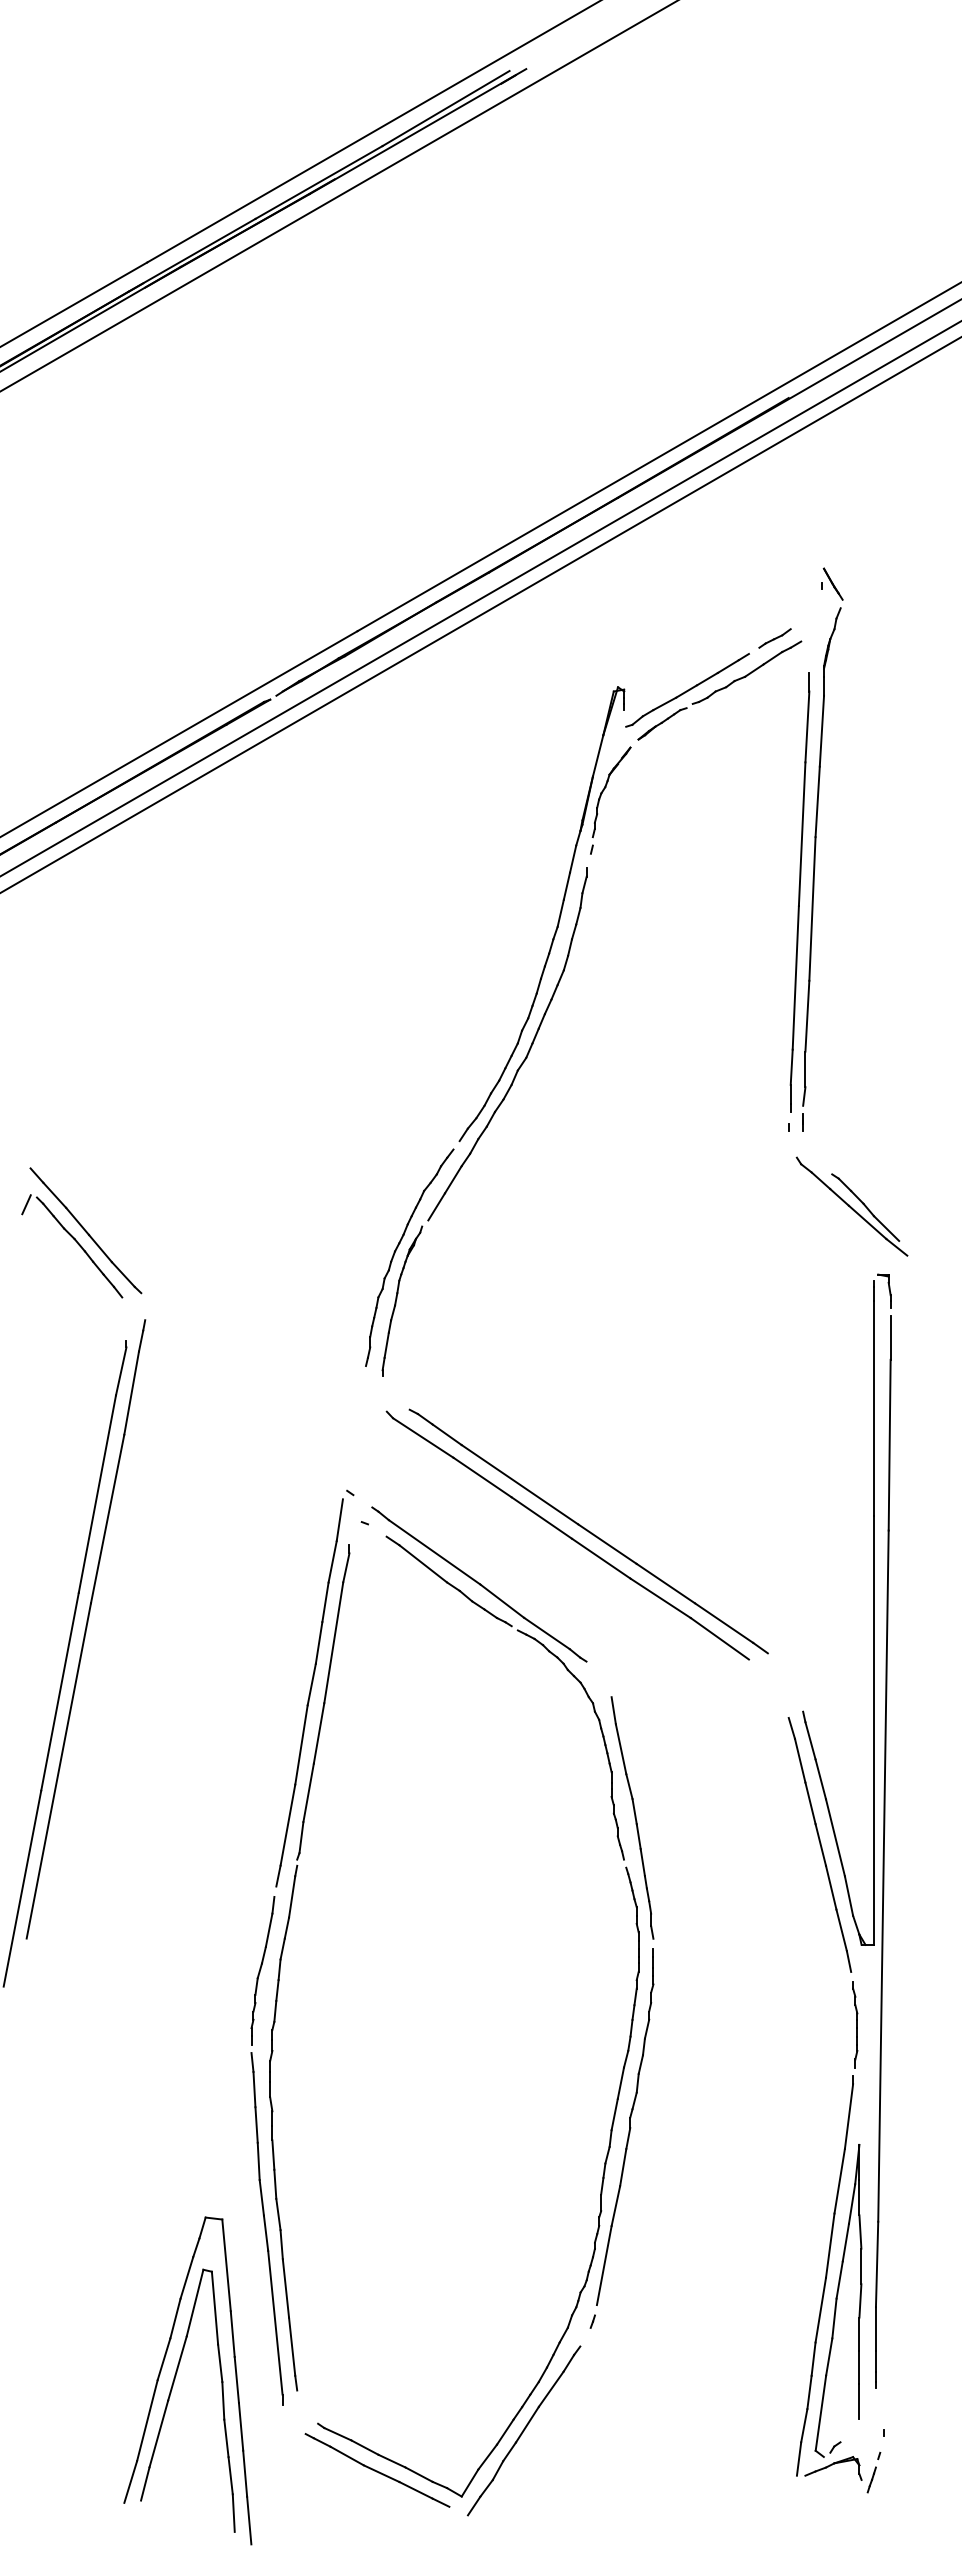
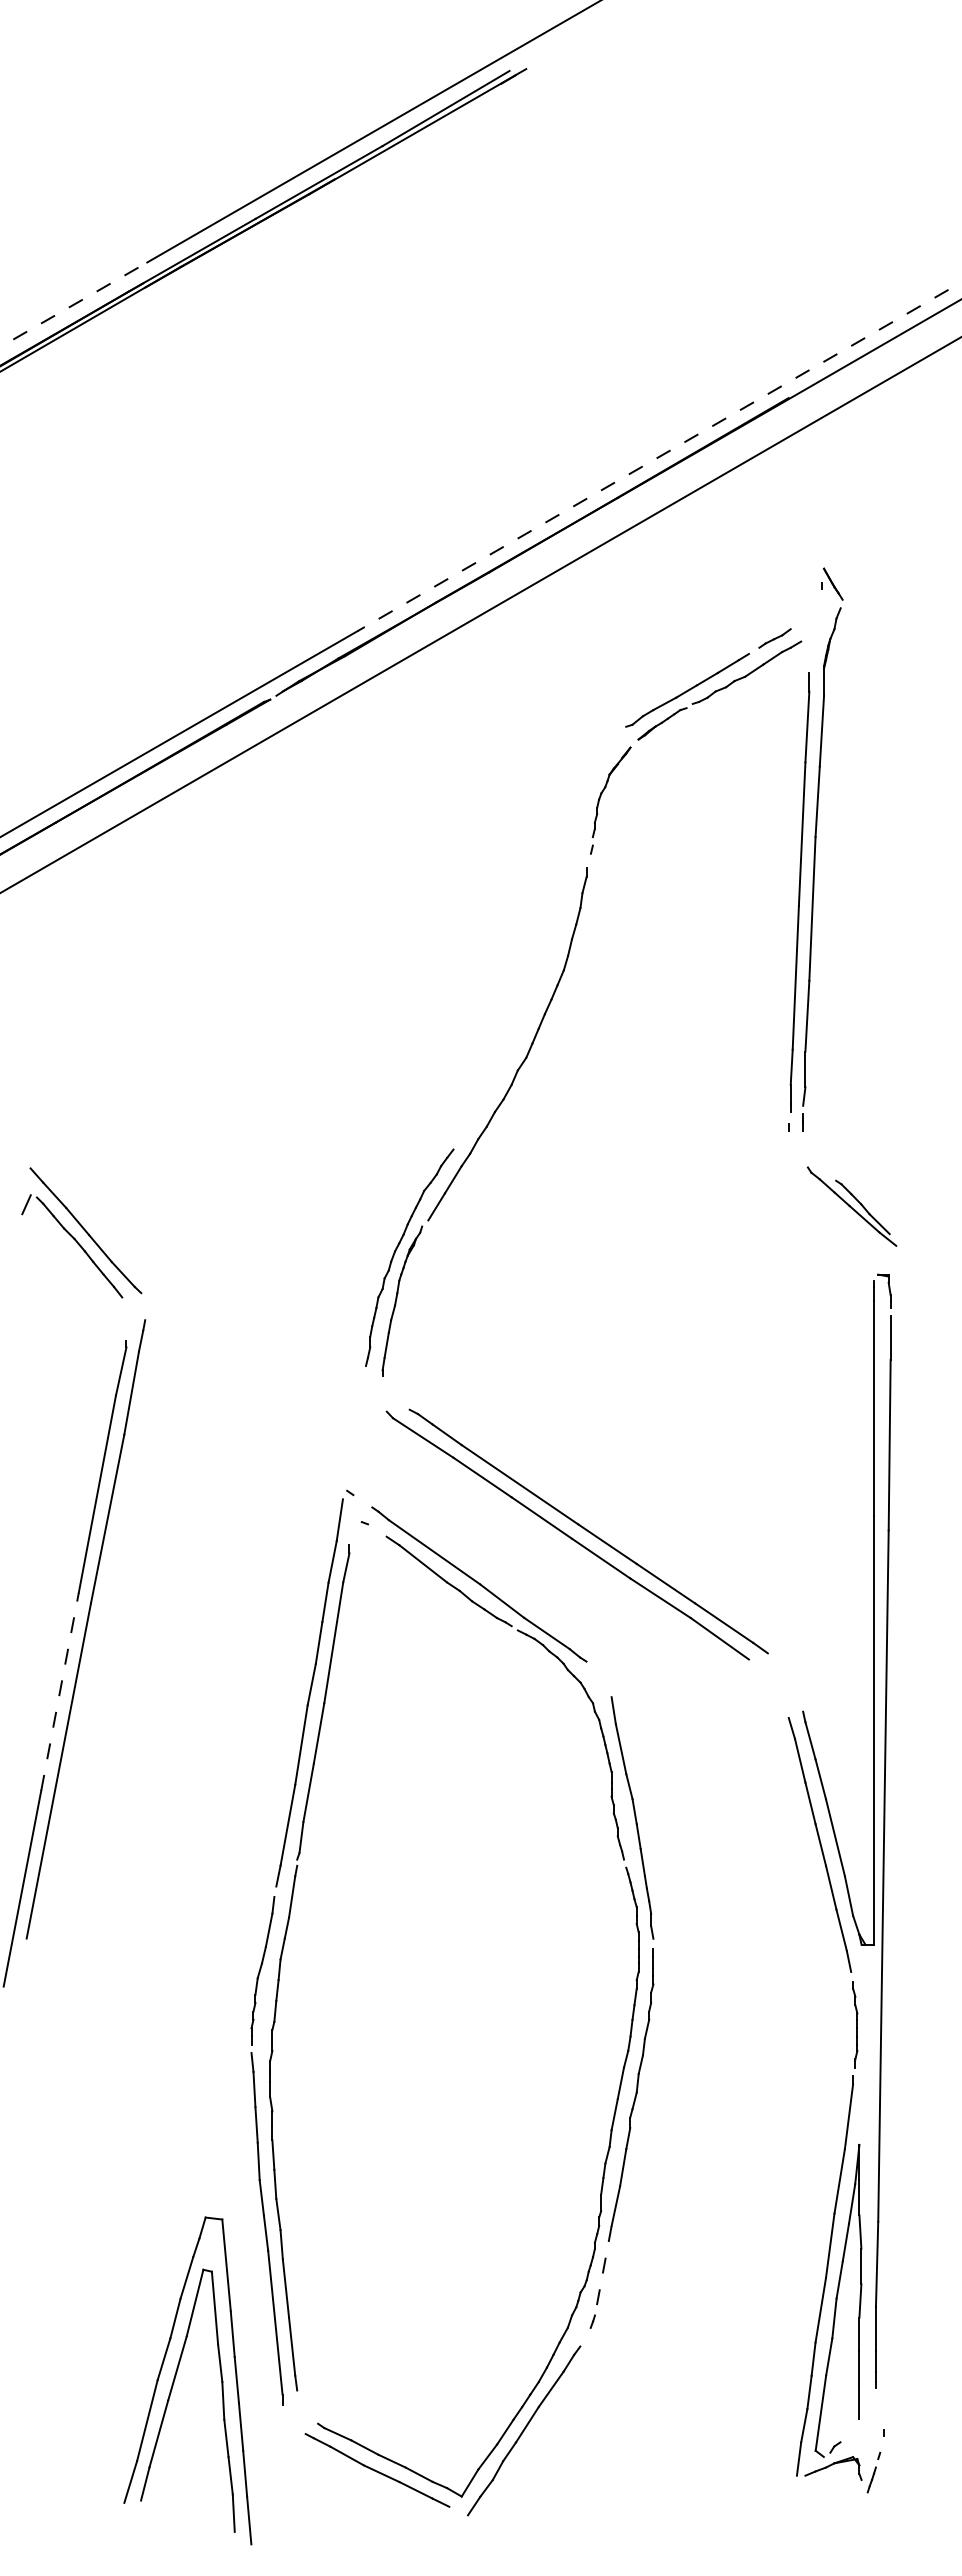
line: present -> none (338, 196)
line: solid -> dashed (74, 304)
line: solid -> dashed (659, 456)
line: present -> none (480, 598)
part: present -> none (558, 917)
part size: 114x101 px -> 92x81 px (851, 1206)
line: solid -> dashed (60, 1691)
line: solid -> dashed (604, 2265)
